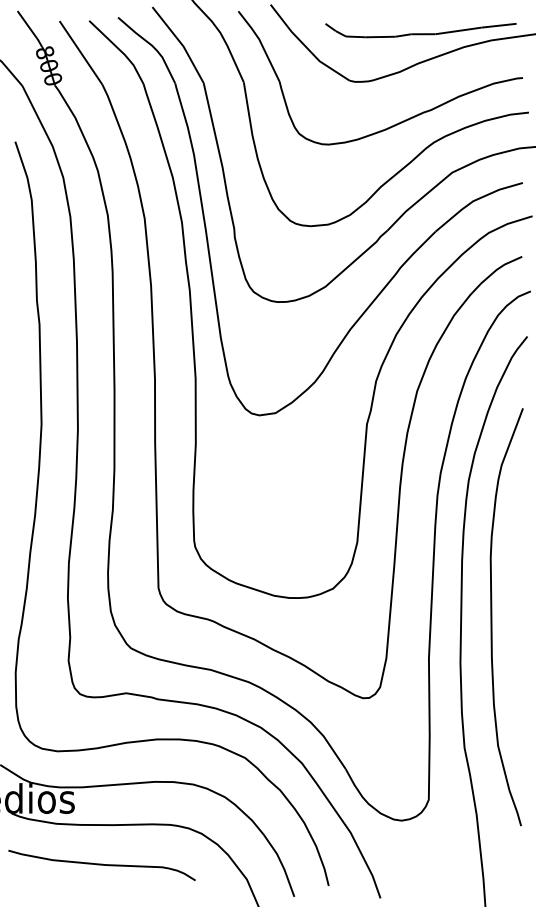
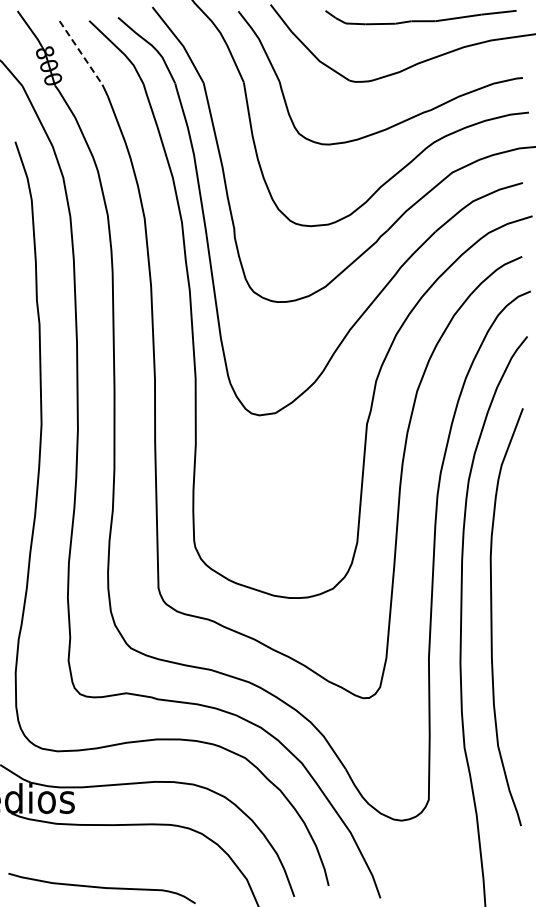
curve position: (420, 33) -> (420, 20) (420, 20)
line: solid -> dashed (81, 53)
curve position: (101, 865) -> (101, 888) (101, 888)
